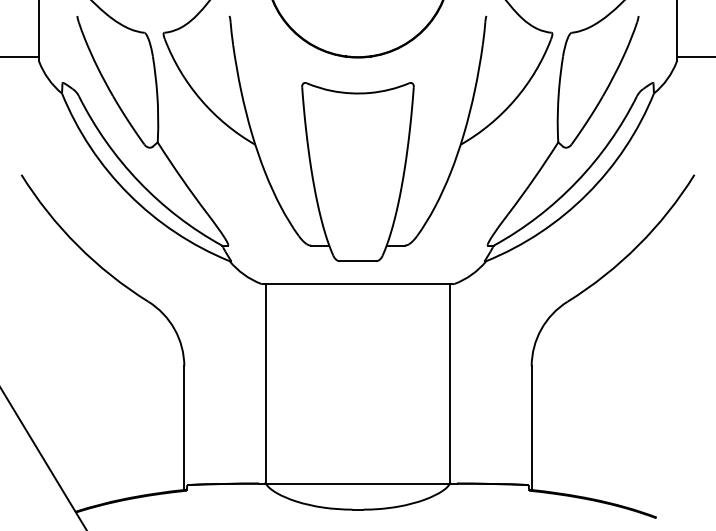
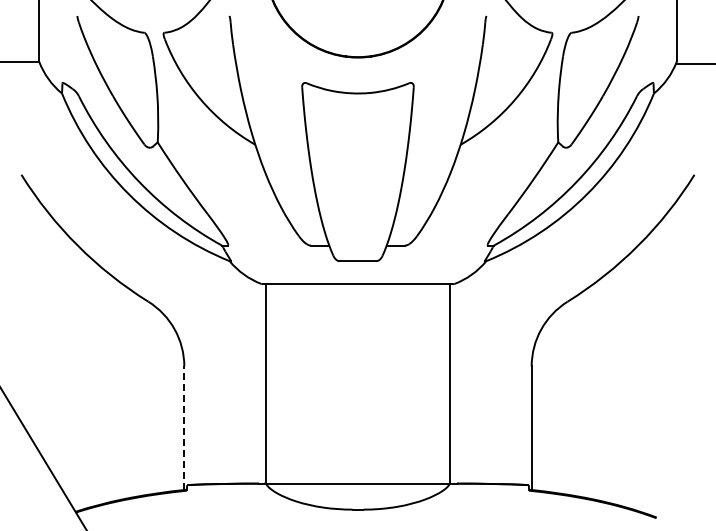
line position: (20, 57) -> (20, 62) (20, 62)
line position: (694, 57) -> (694, 64) (694, 64)
line: solid -> dashed (184, 428)
